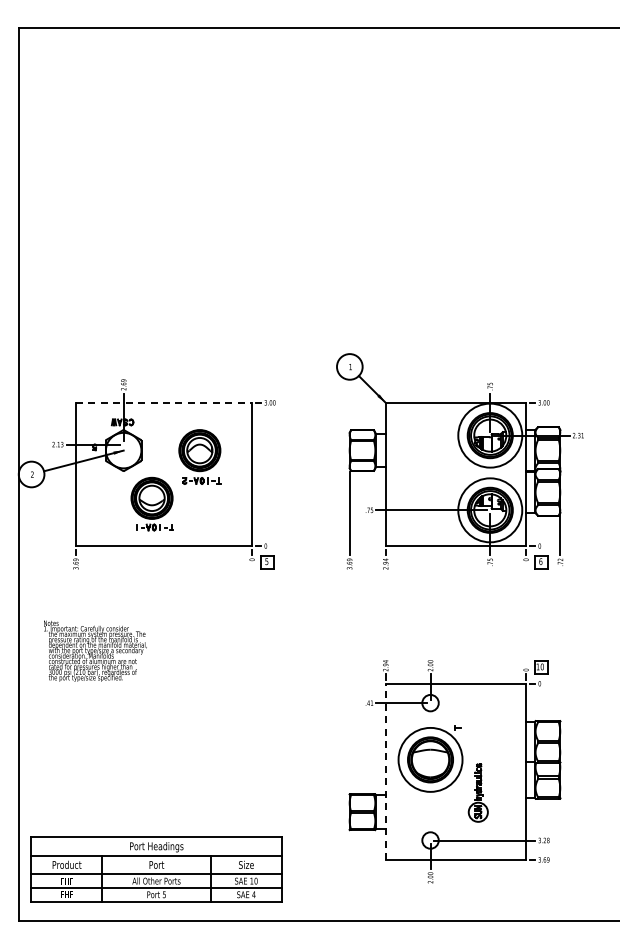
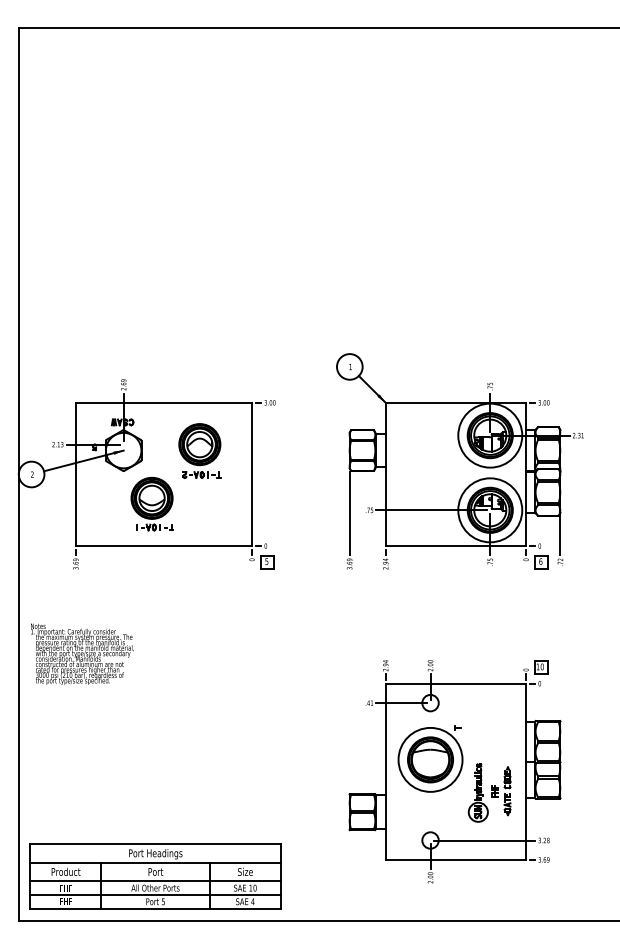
line: dashed -> solid (164, 402)
part position: (199, 456) -> (199, 450) (199, 450)
text position: (95, 650) -> (82, 653) (82, 653)
line: dashed -> solid (385, 771)
part: none -> present (501, 791)
part position: (156, 869) -> (155, 876) (155, 876)
